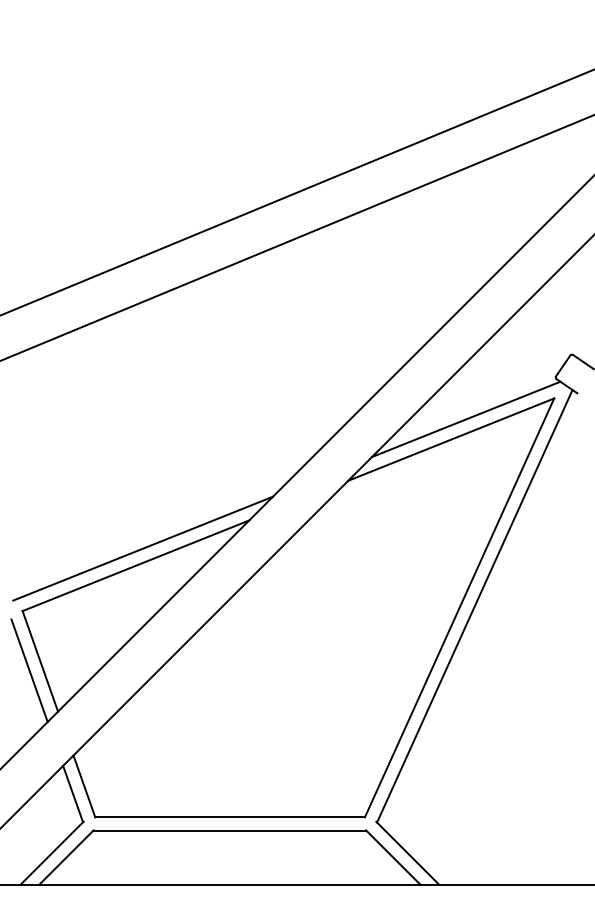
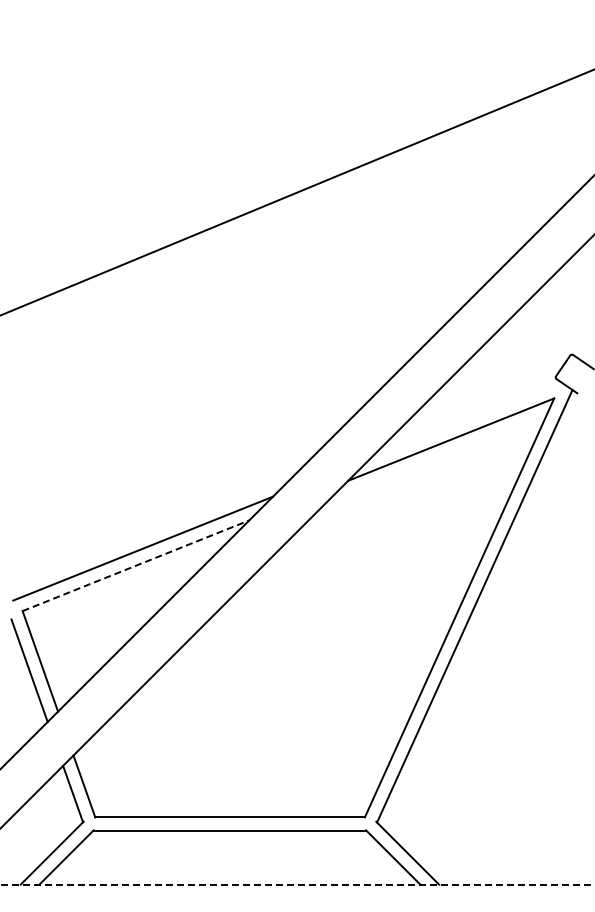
line: present -> none (296, 238)
line: present -> none (465, 419)
line: solid -> dashed (136, 565)
line: solid -> dashed (297, 884)
